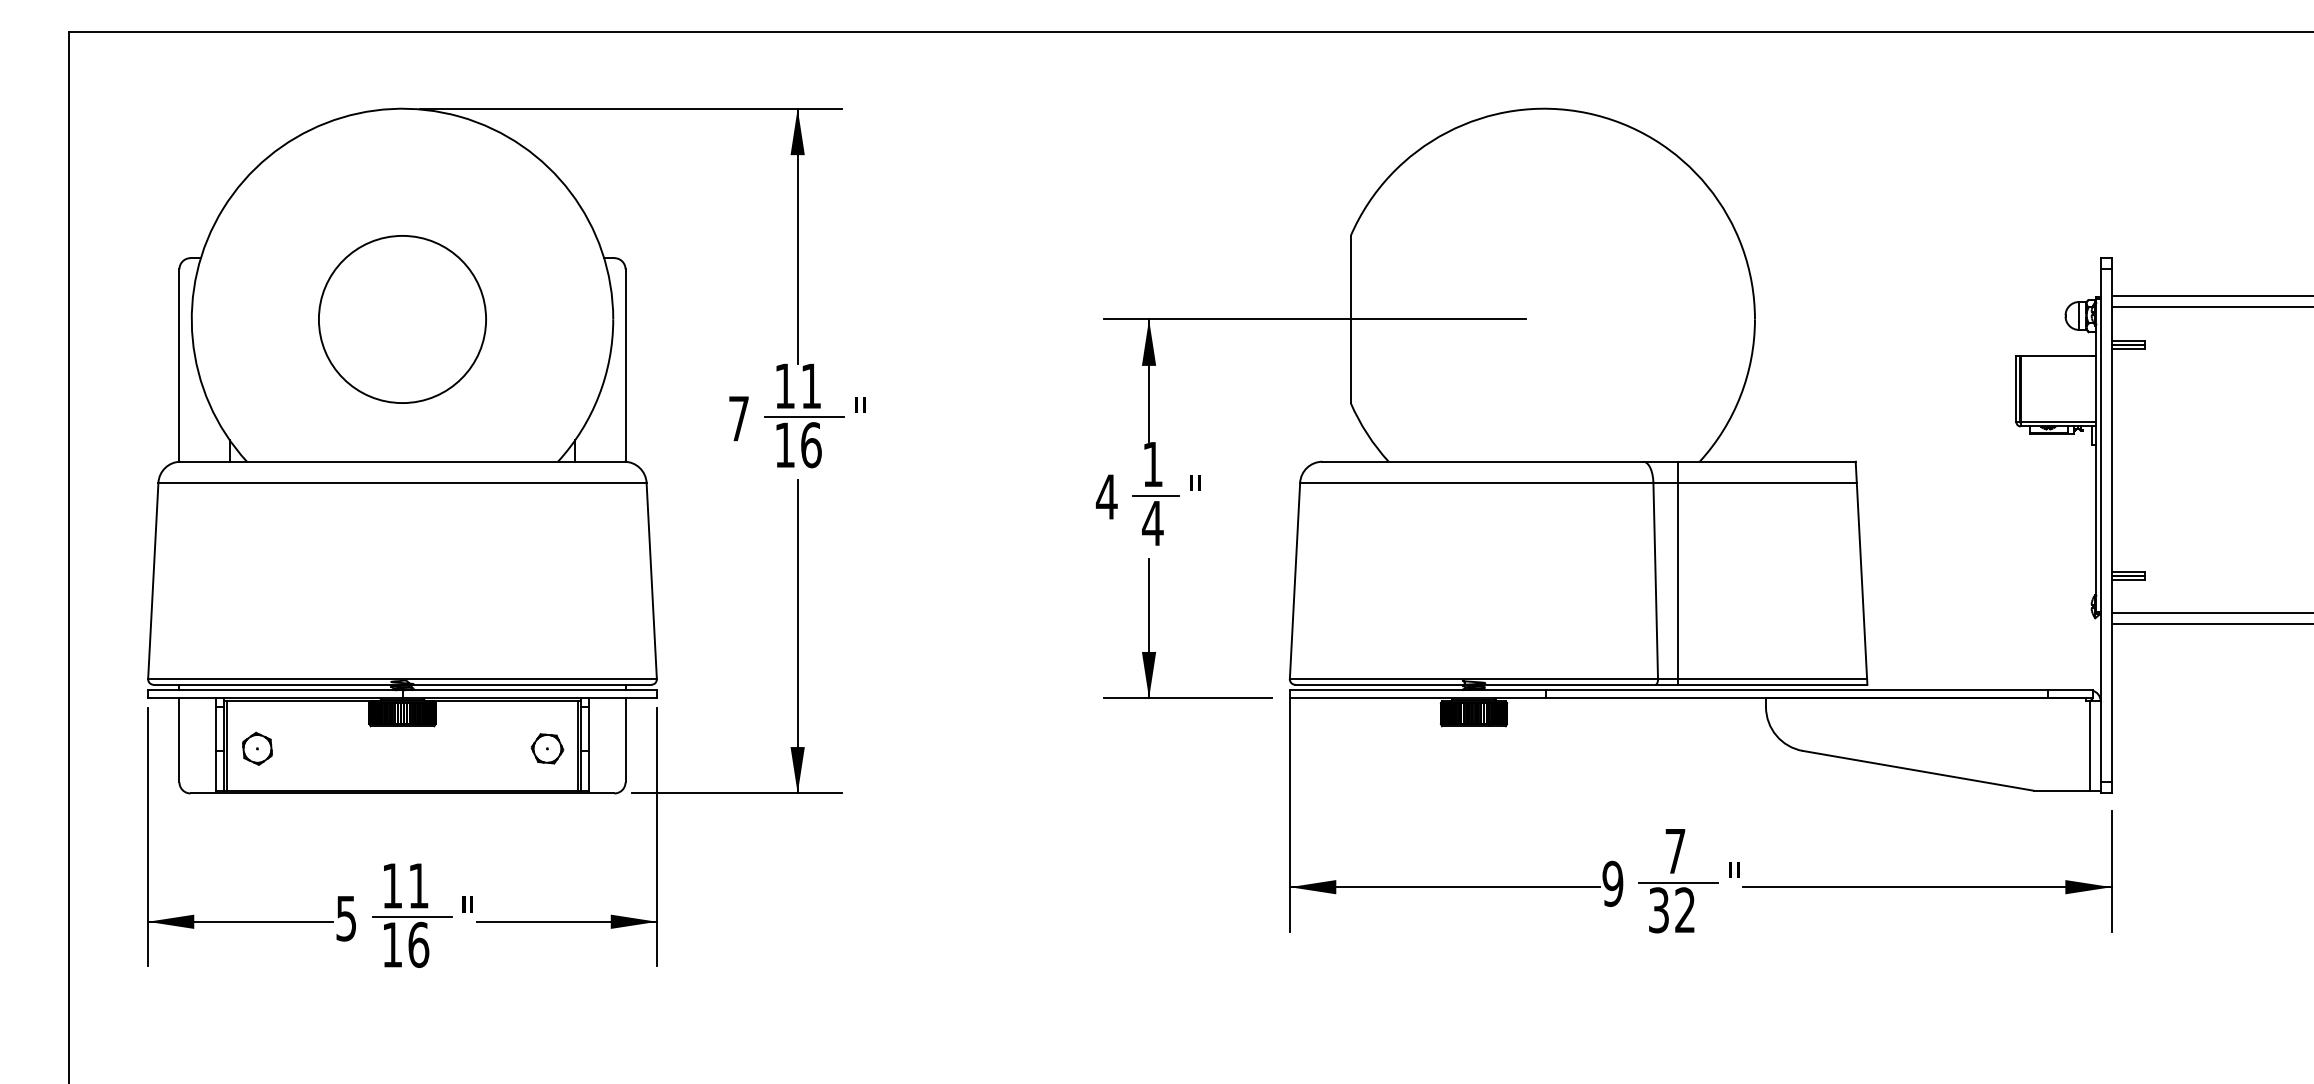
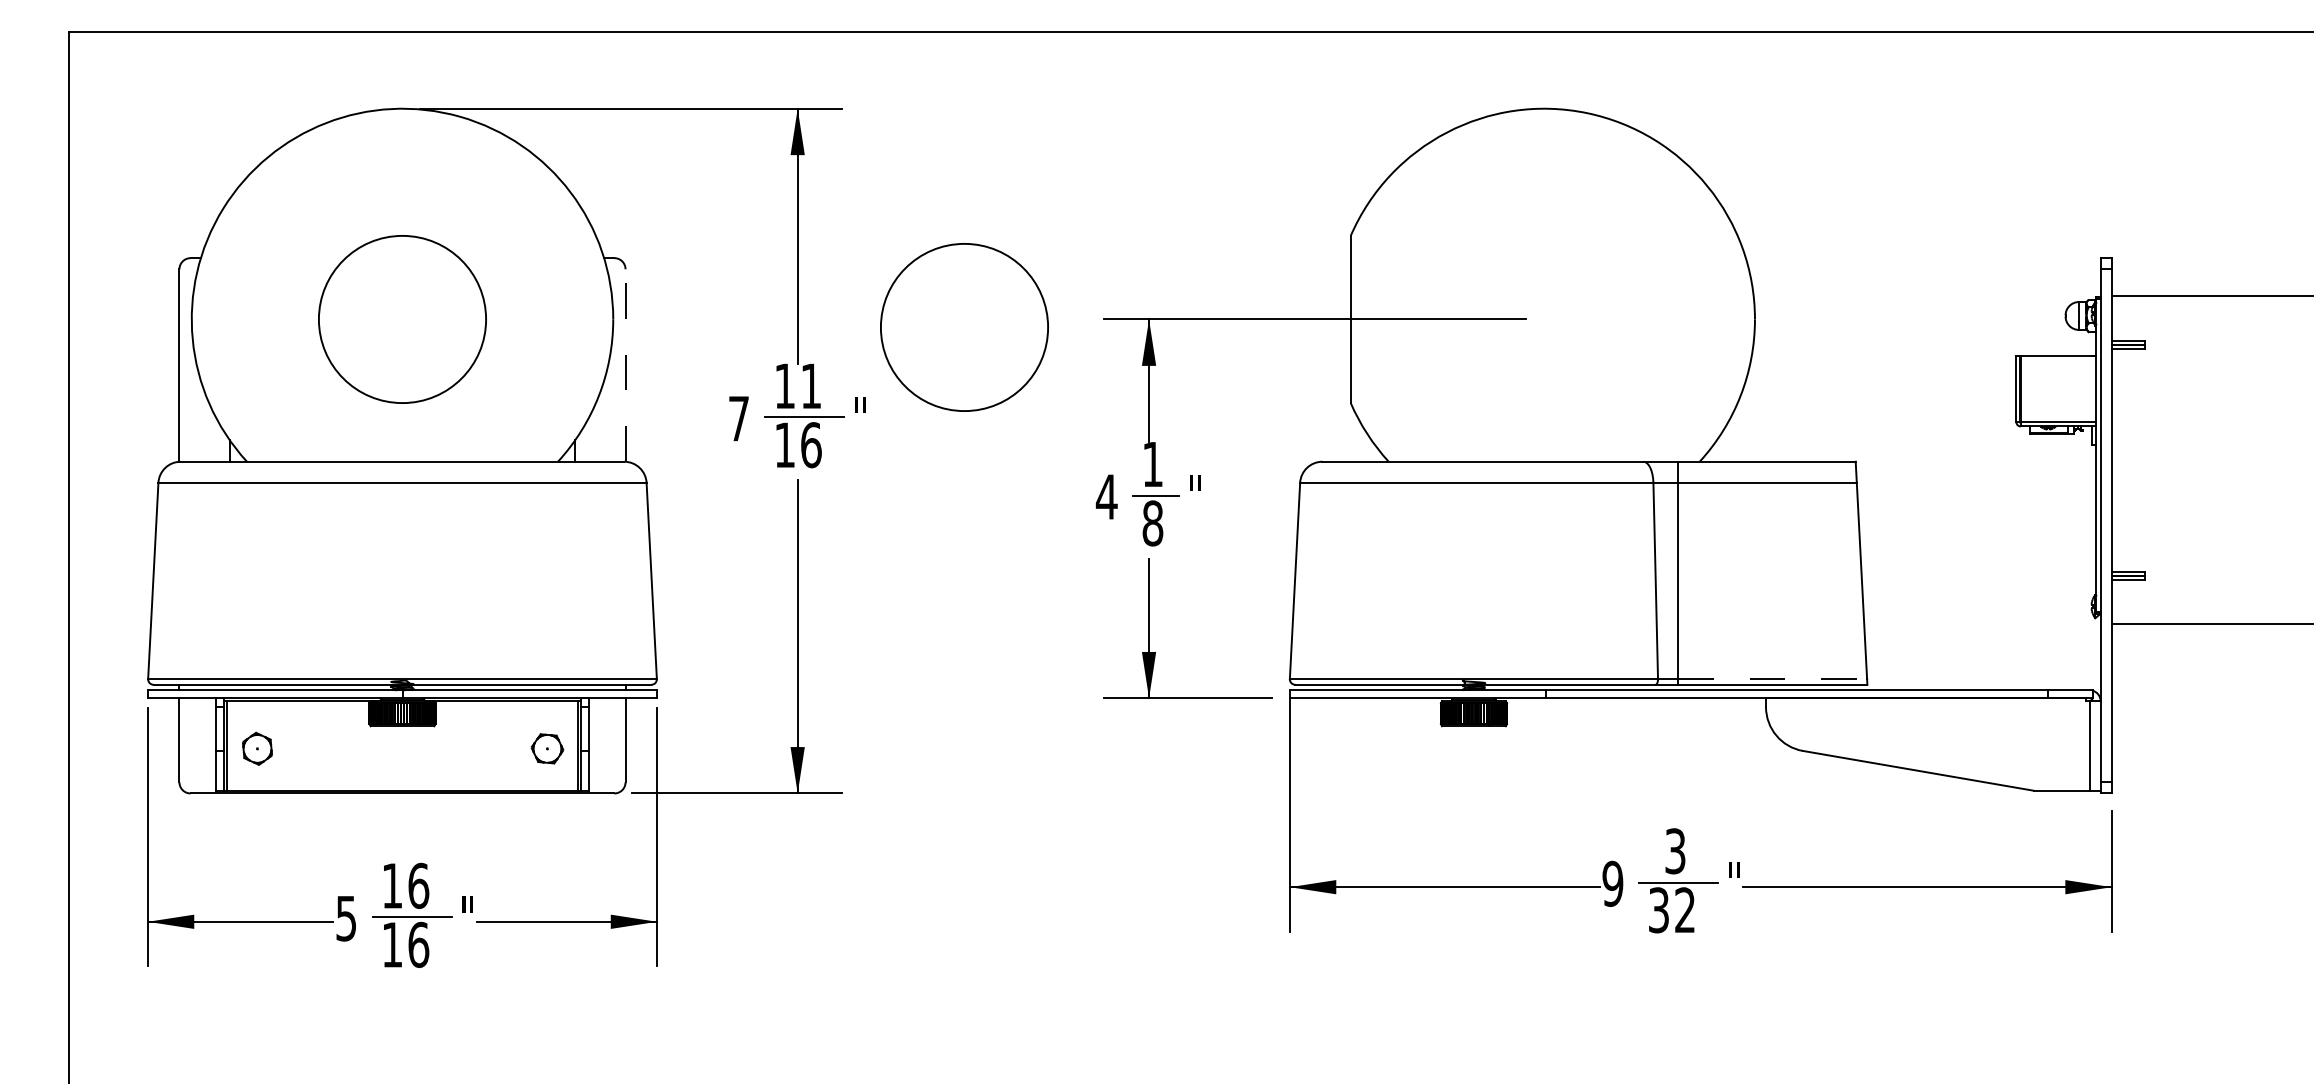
line: present -> none (2210, 307)
circle: none -> present (964, 327)
line: solid -> dashed (625, 365)
text: 4 -> 8 (1152, 523)
line: present -> none (2210, 613)
line: solid -> dashed (1773, 678)
text: 7 -> 3 (1675, 851)
text: 11 -> 16 (418, 885)
